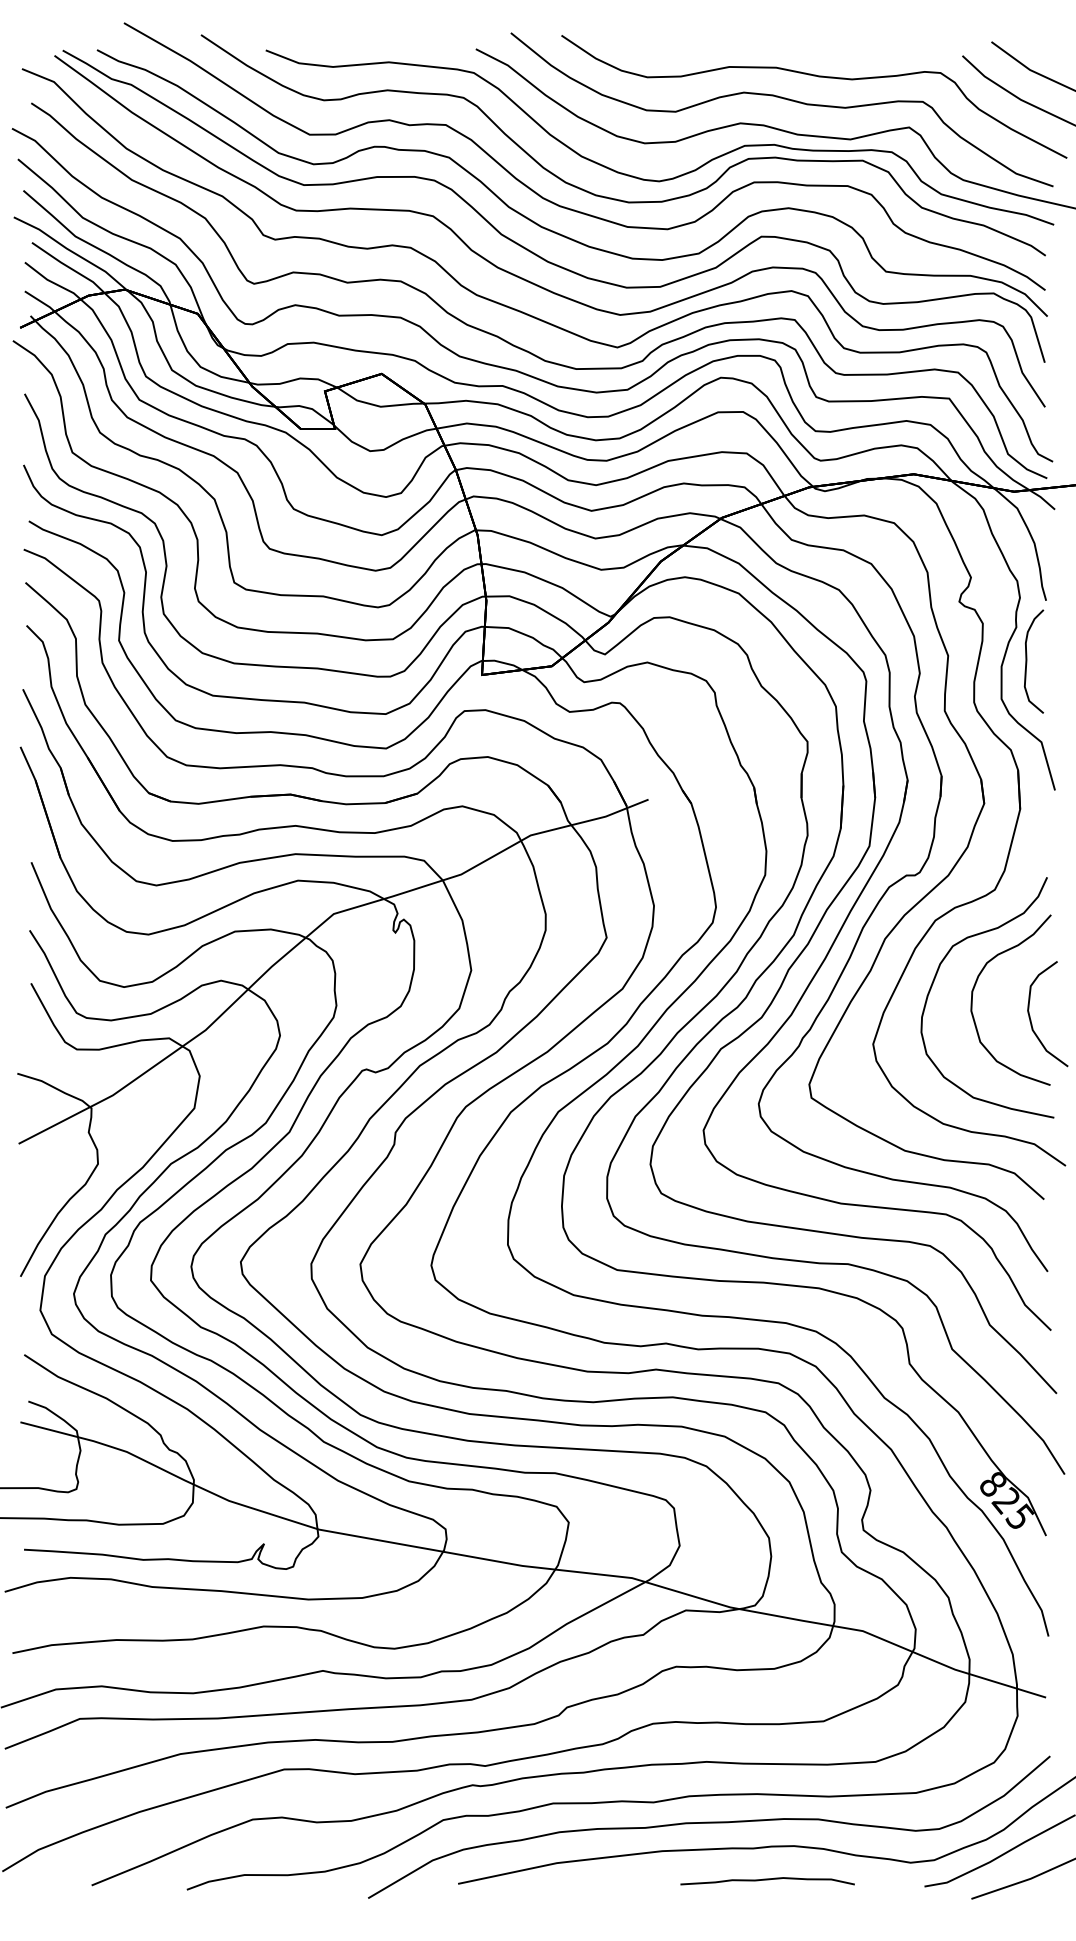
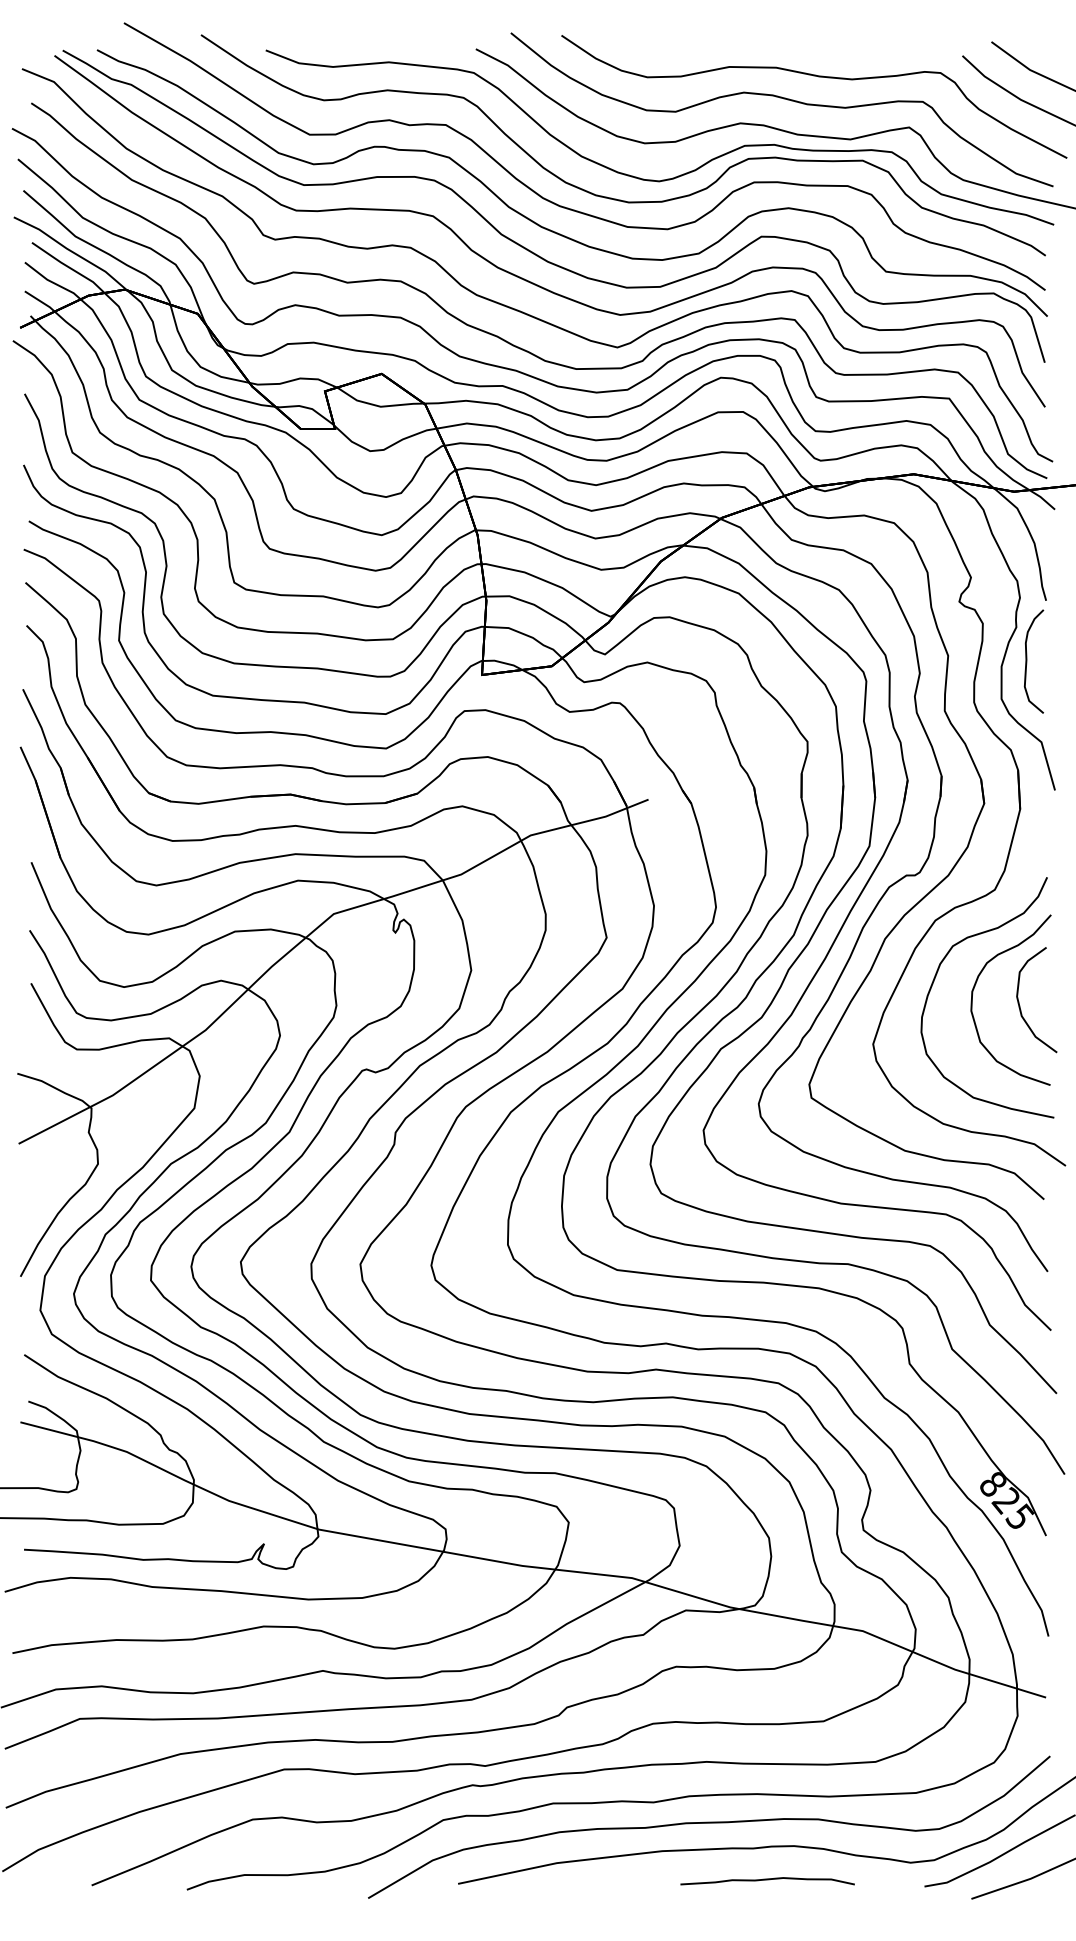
curve position: (1031, 1019) -> (1020, 1005) (1020, 1005)
